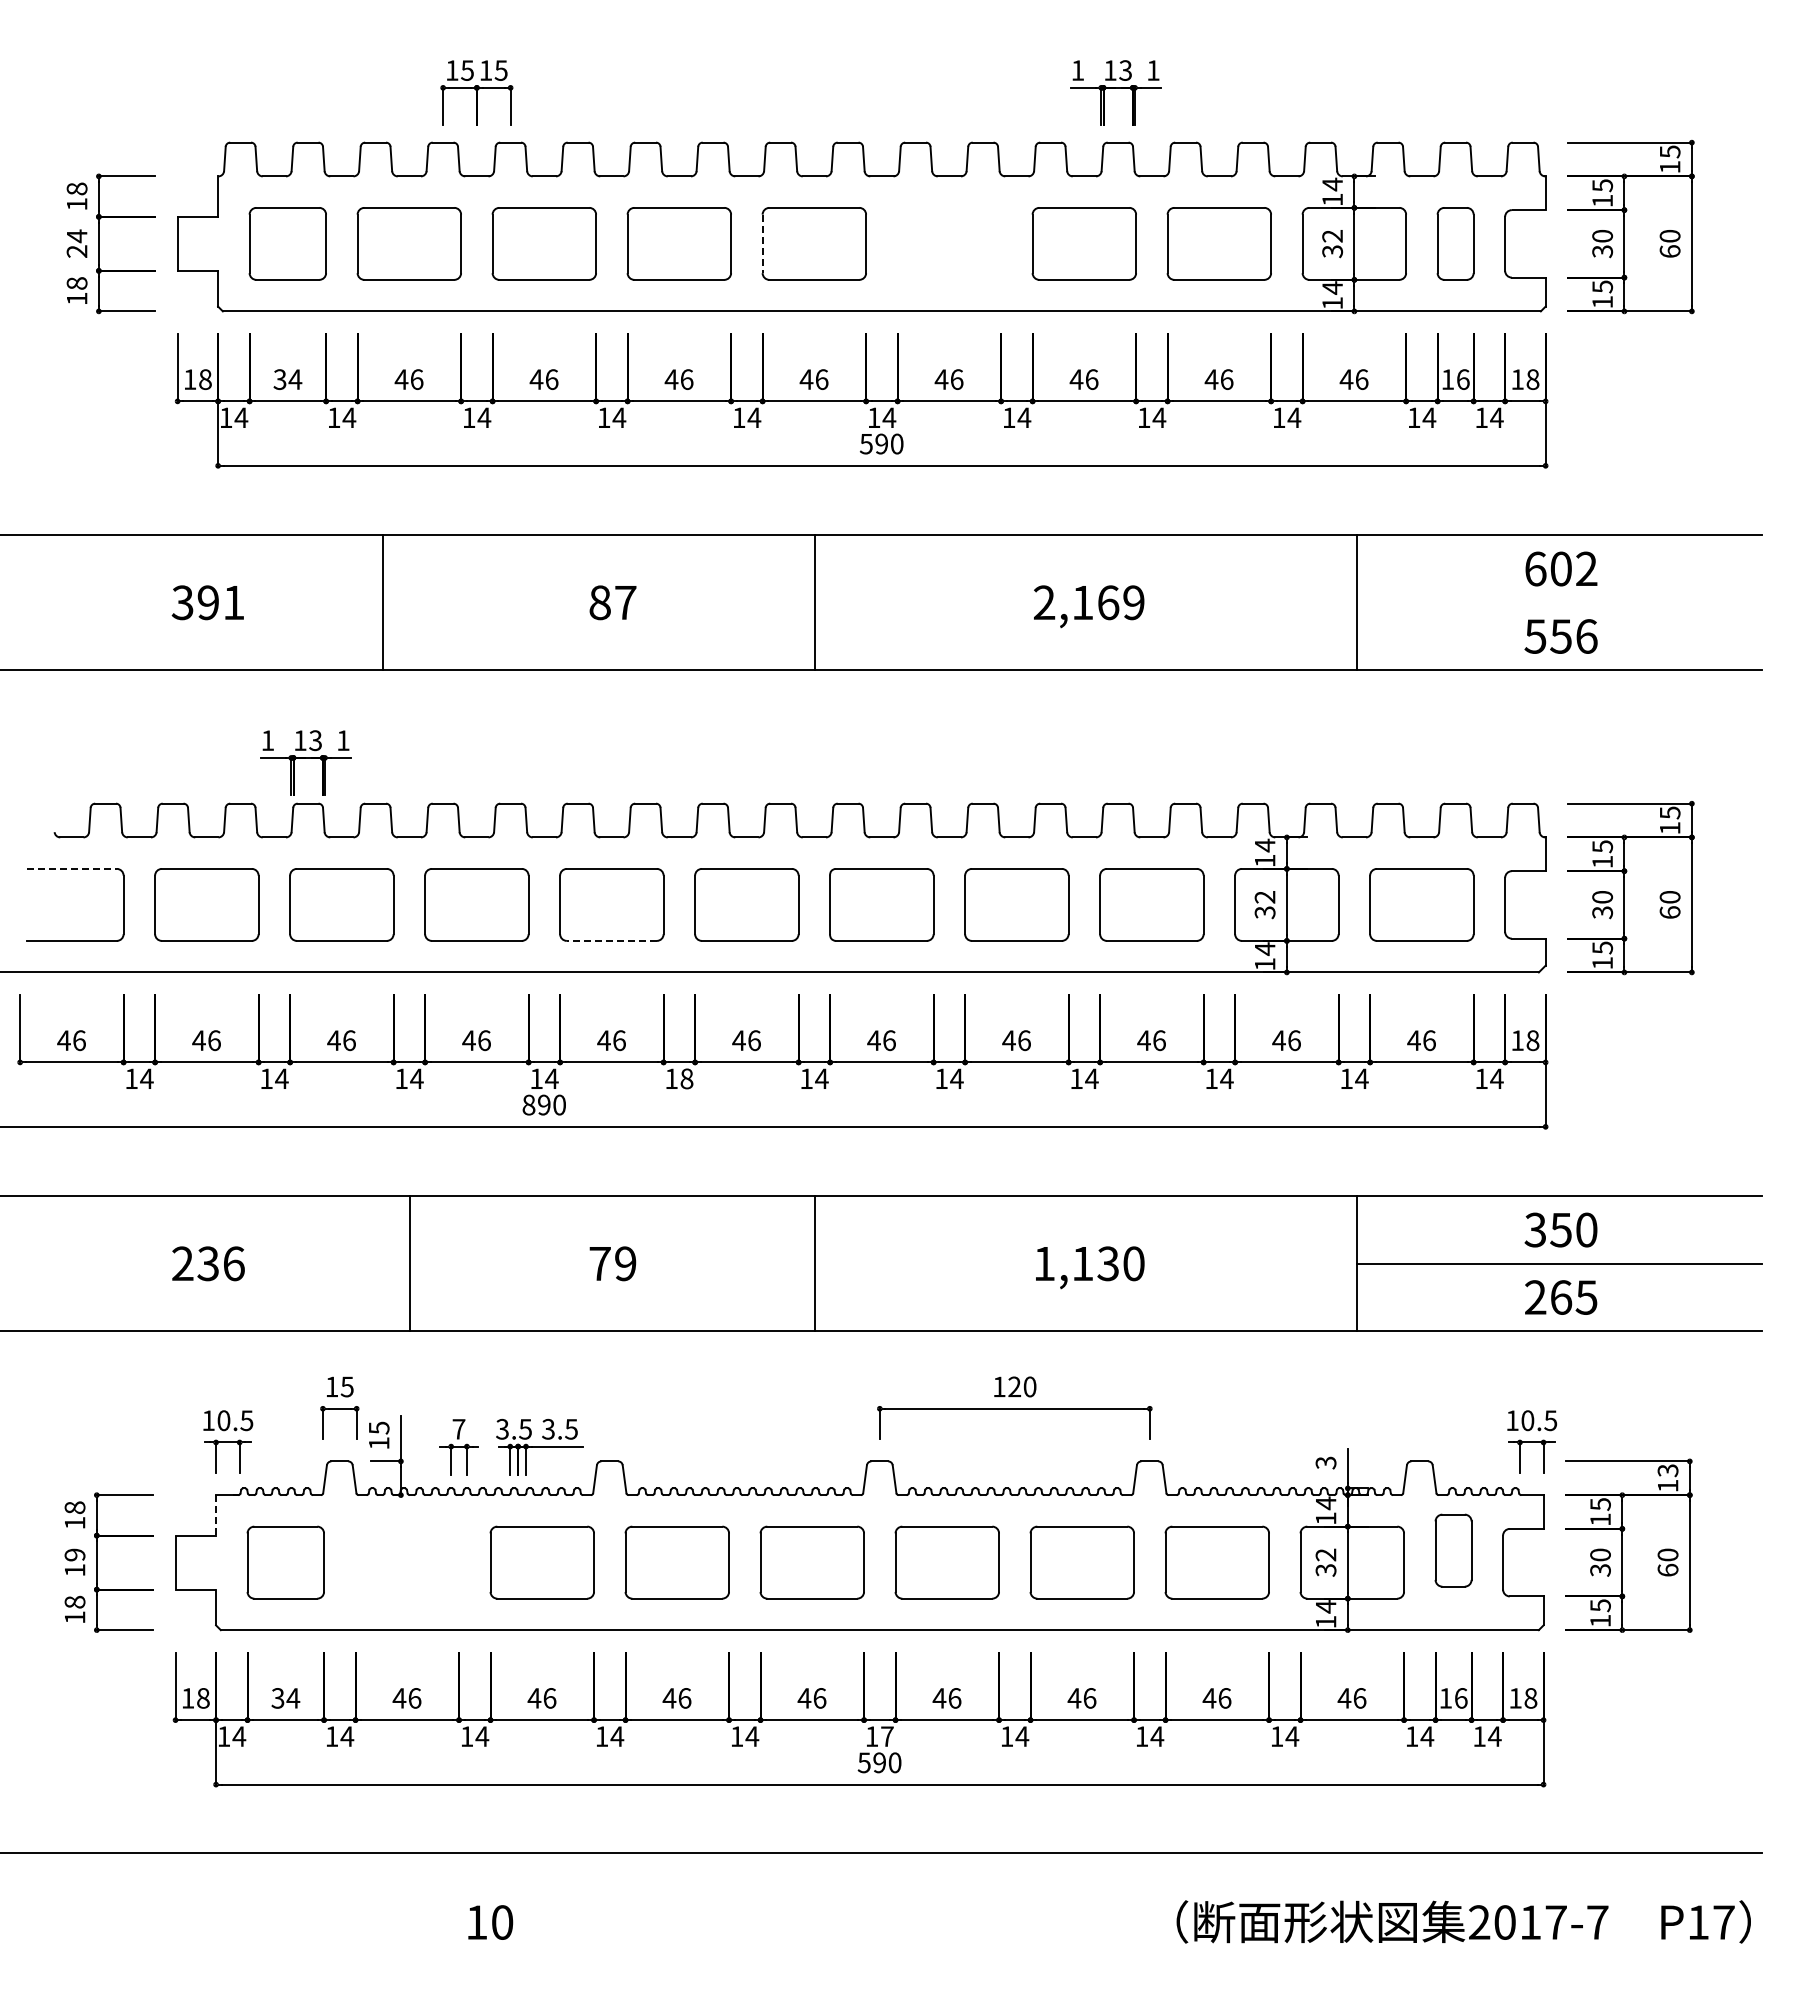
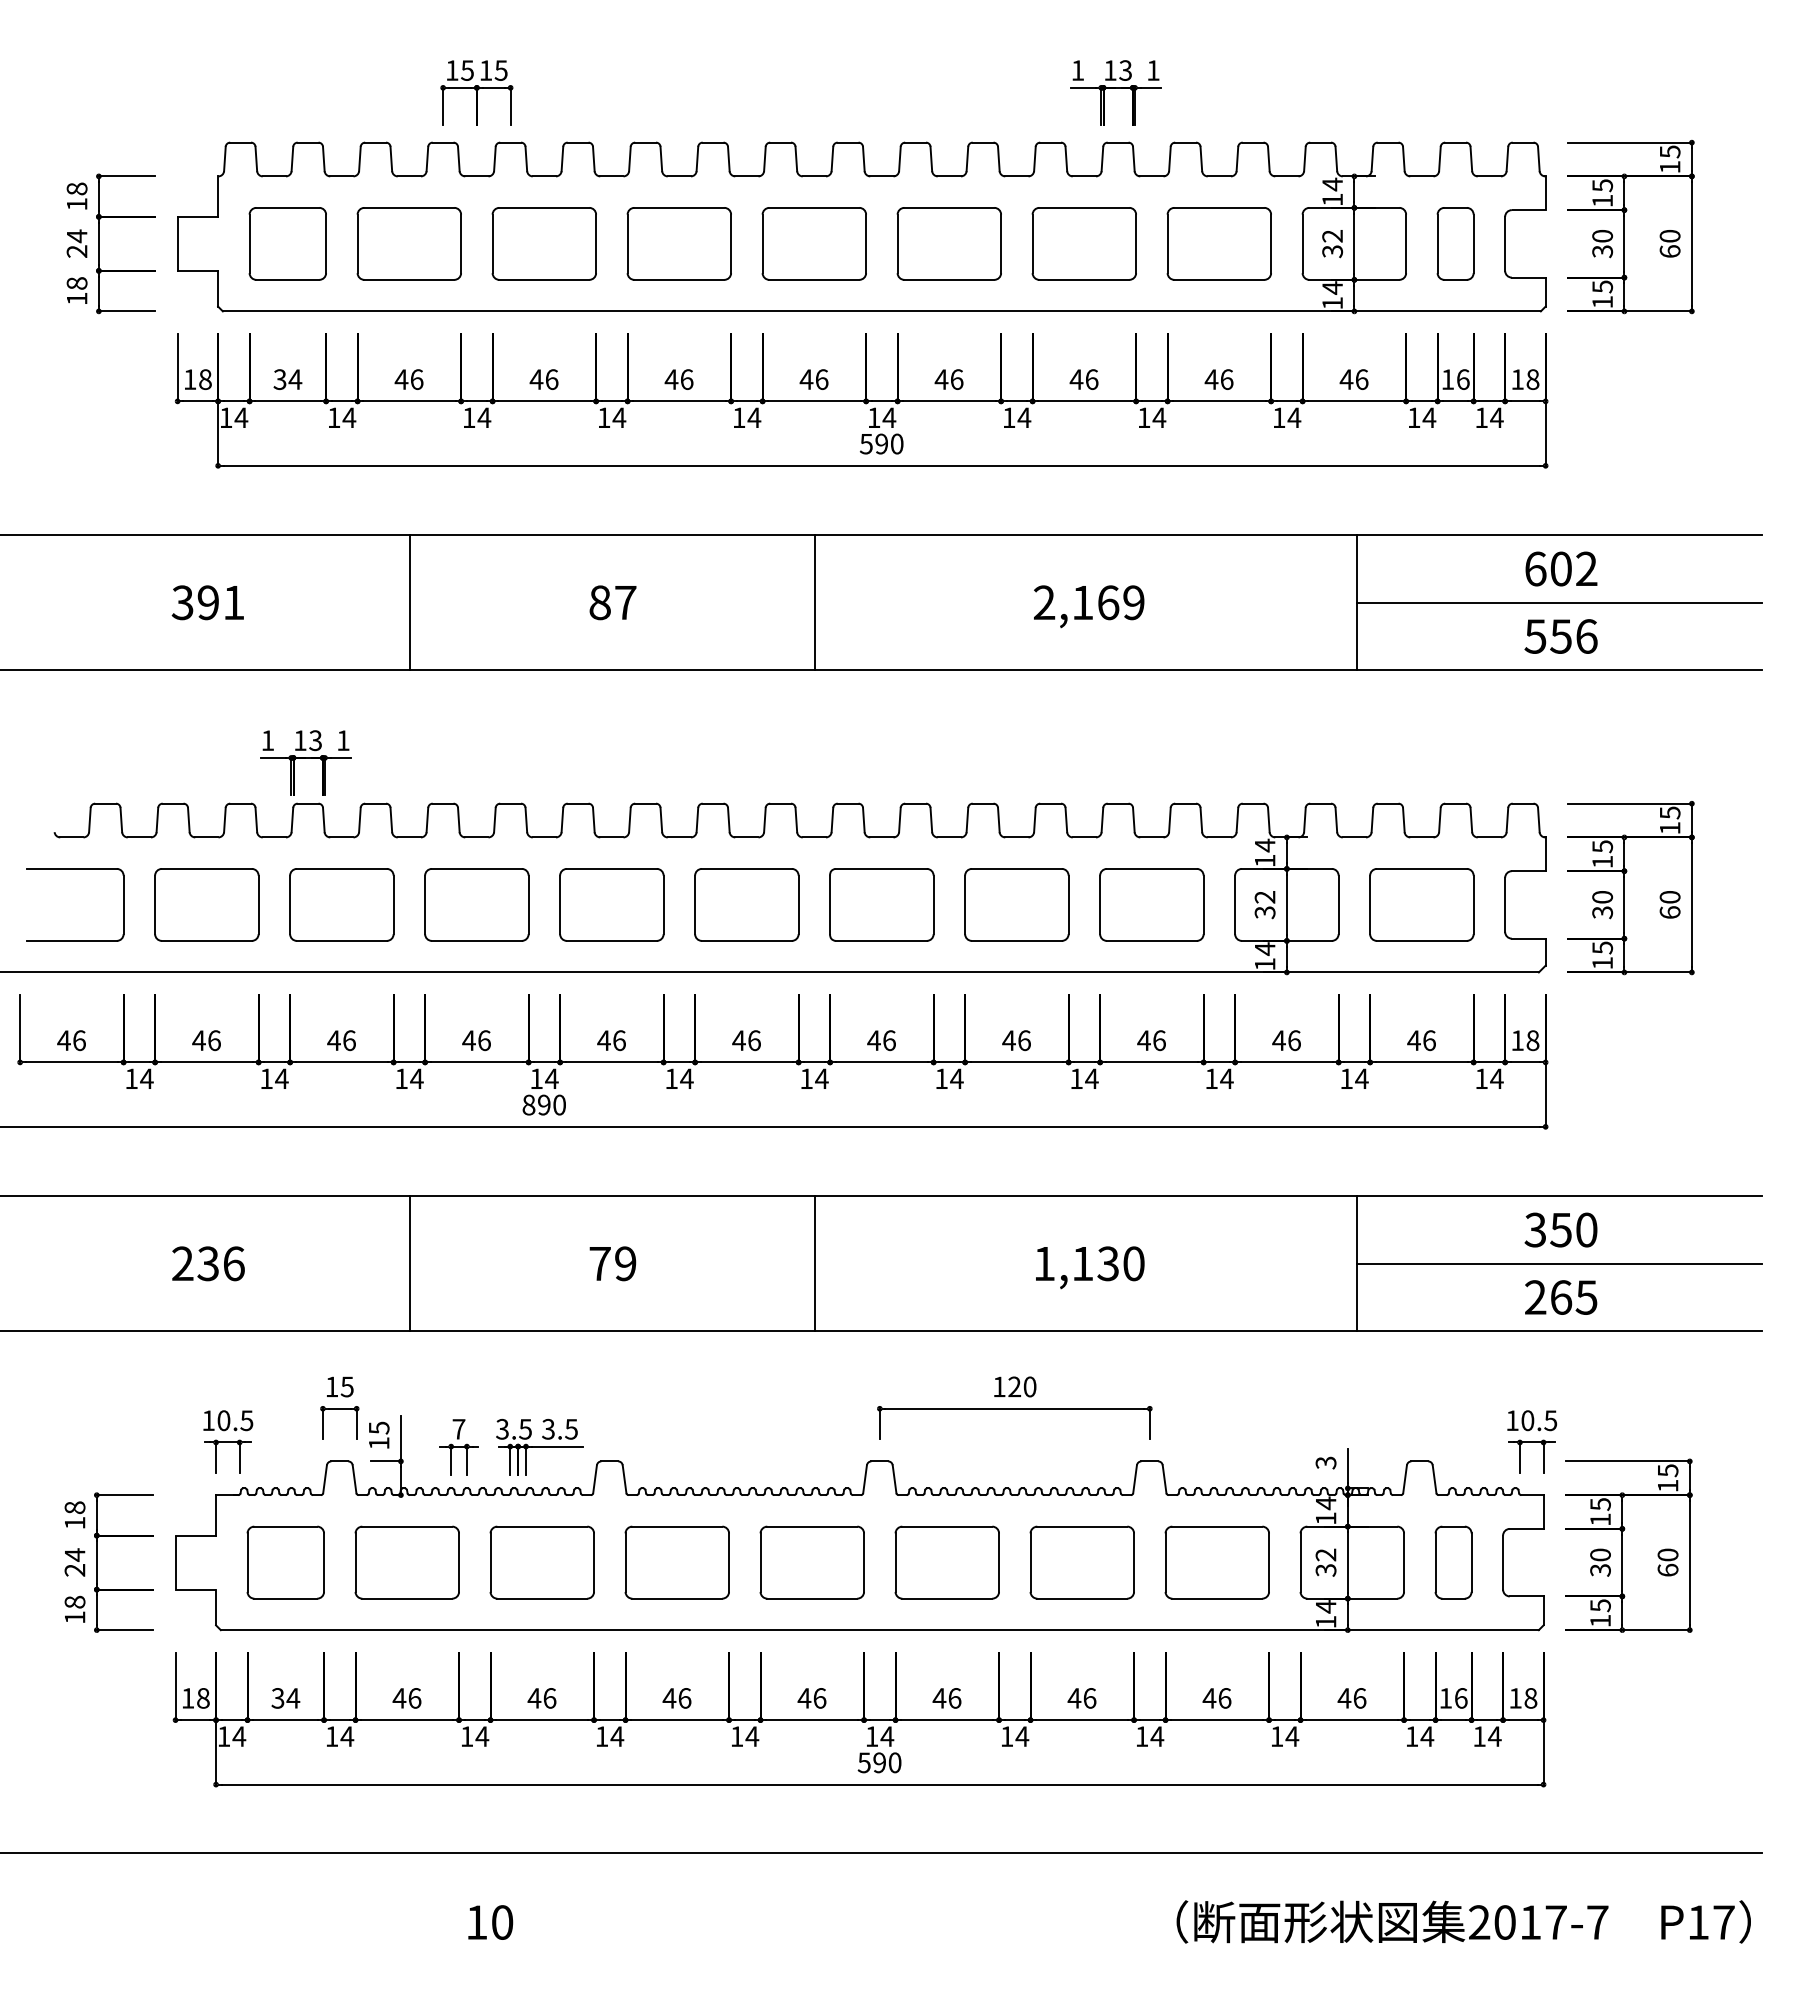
part: none -> present (948, 243)
line: dashed -> solid (762, 244)
line position: (382, 602) -> (409, 602) (409, 602)
line: none -> present (1559, 602)
line: dashed -> solid (72, 868)
line: dashed -> solid (611, 940)
text: 18 -> 14 (686, 1078)
text: 13 -> 15 (1667, 1470)
line: dashed -> solid (216, 1515)
part position: (1453, 1550) -> (1453, 1562) (1453, 1562)
text: 19 -> 24 (74, 1562)
part: none -> present (406, 1562)
text: 17 -> 14 (887, 1736)
